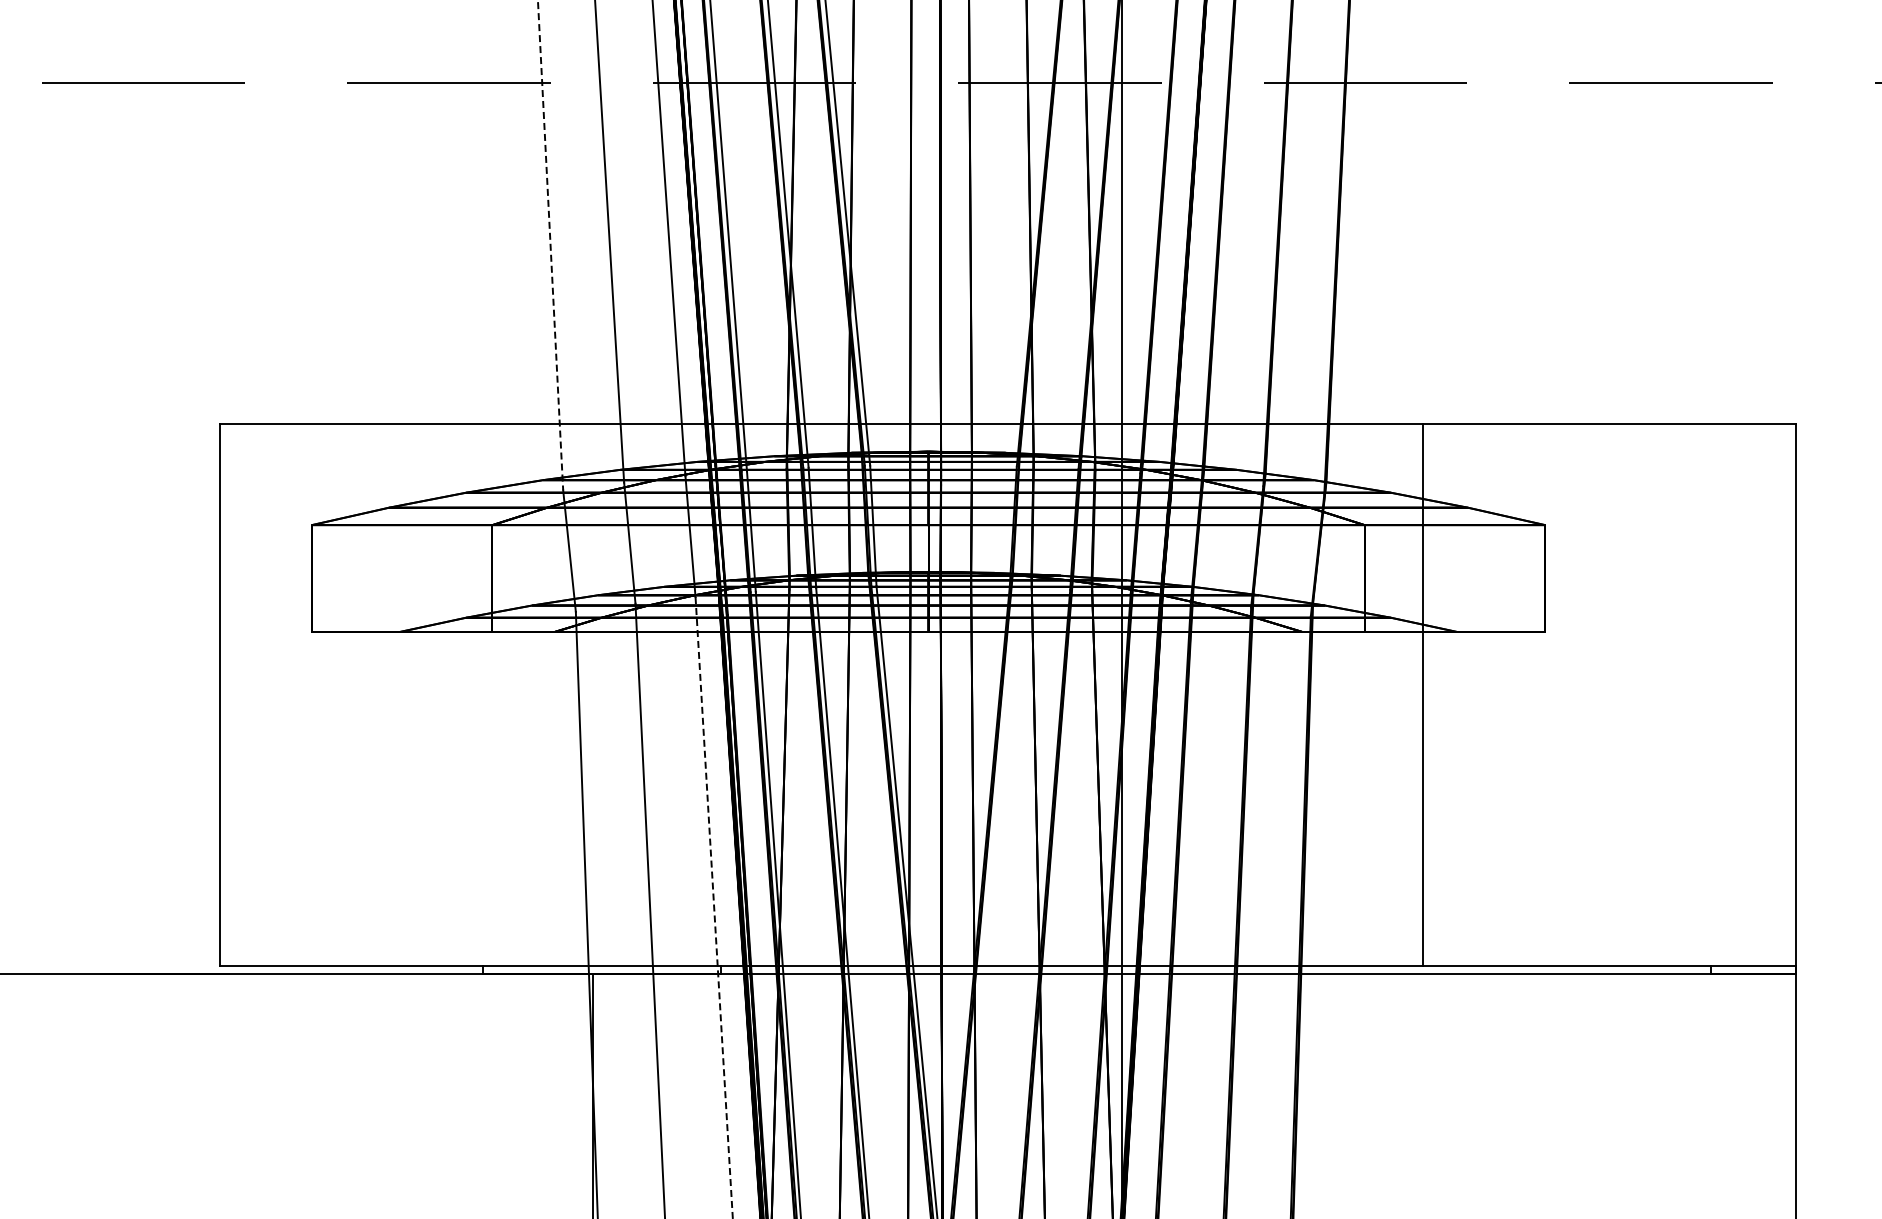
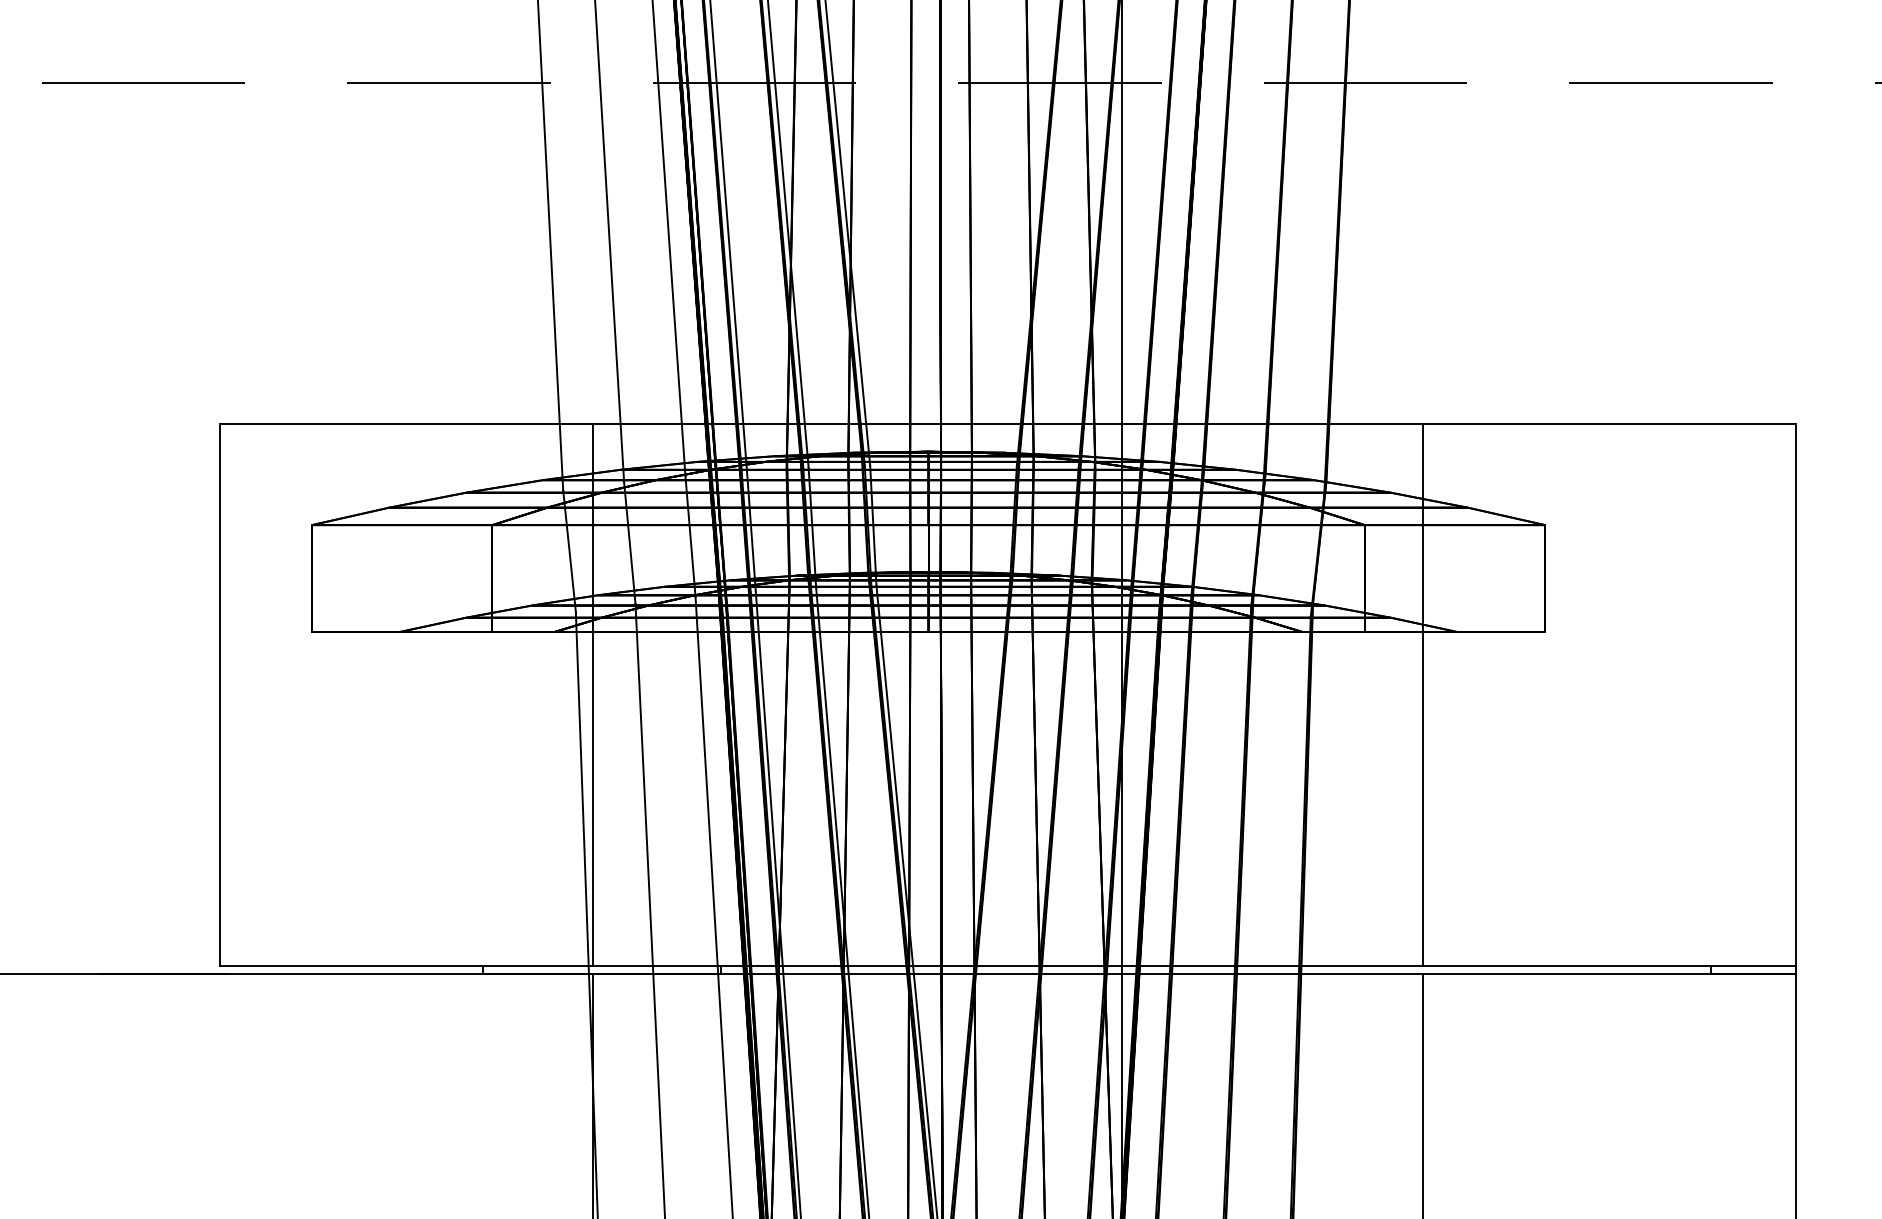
line: dashed -> solid (550, 245)
line: none -> present (593, 694)
line: dashed -> solid (714, 908)
line: none -> present (1422, 1094)
